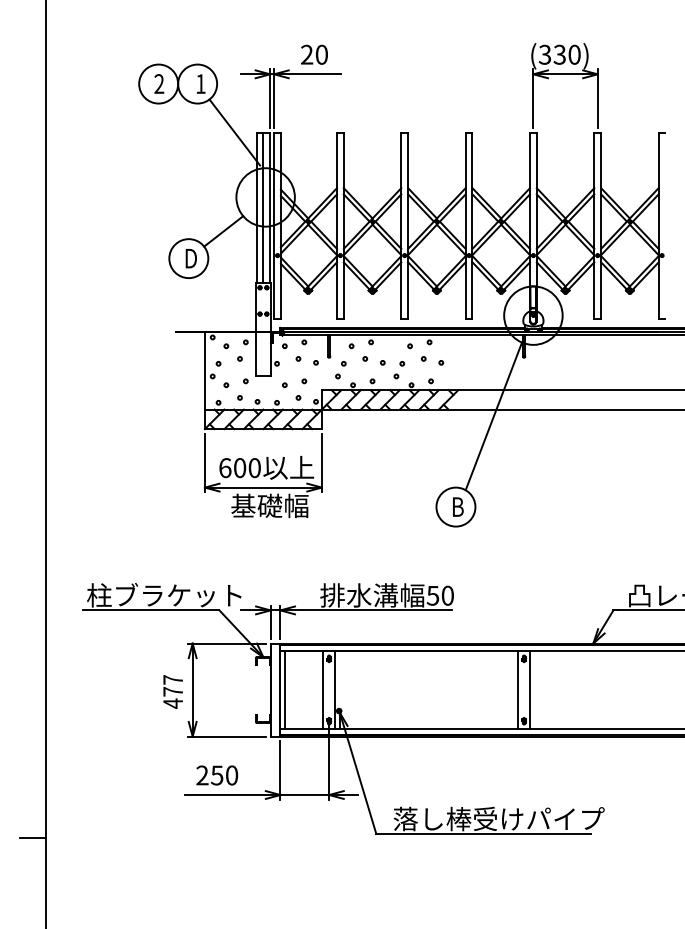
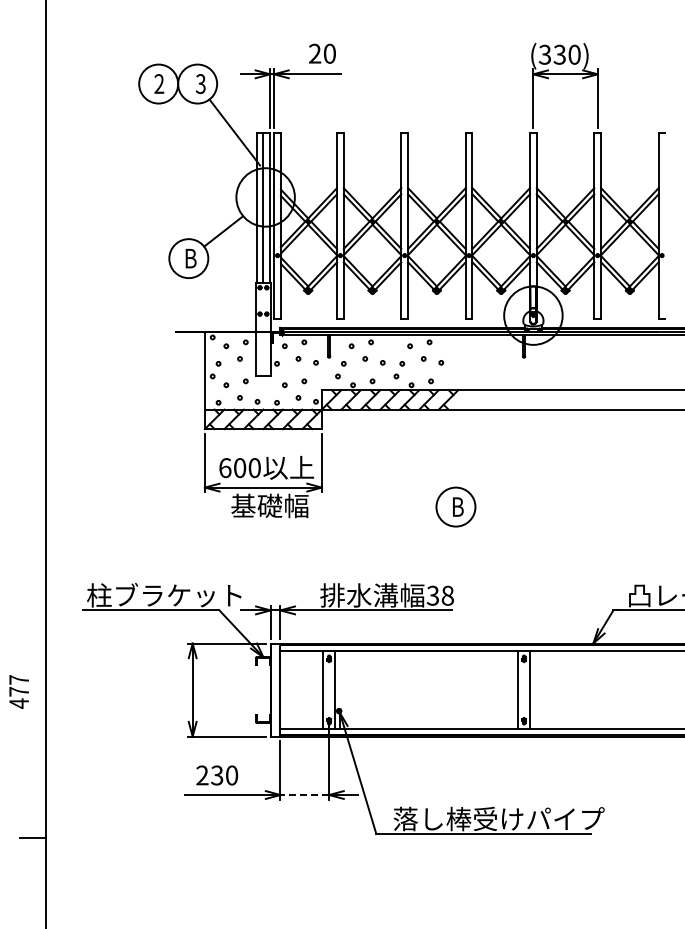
text position: (314, 54) -> (322, 53) (322, 53)
text: 1 -> 3 (200, 84)
text: D -> B (191, 258)
line: present -> none (493, 416)
text: 50 -> 38 (440, 595)
line: present -> none (284, 689)
text position: (172, 691) -> (18, 691) (18, 691)
text: 250 -> 230 (217, 774)
line: solid -> dashed (304, 795)
